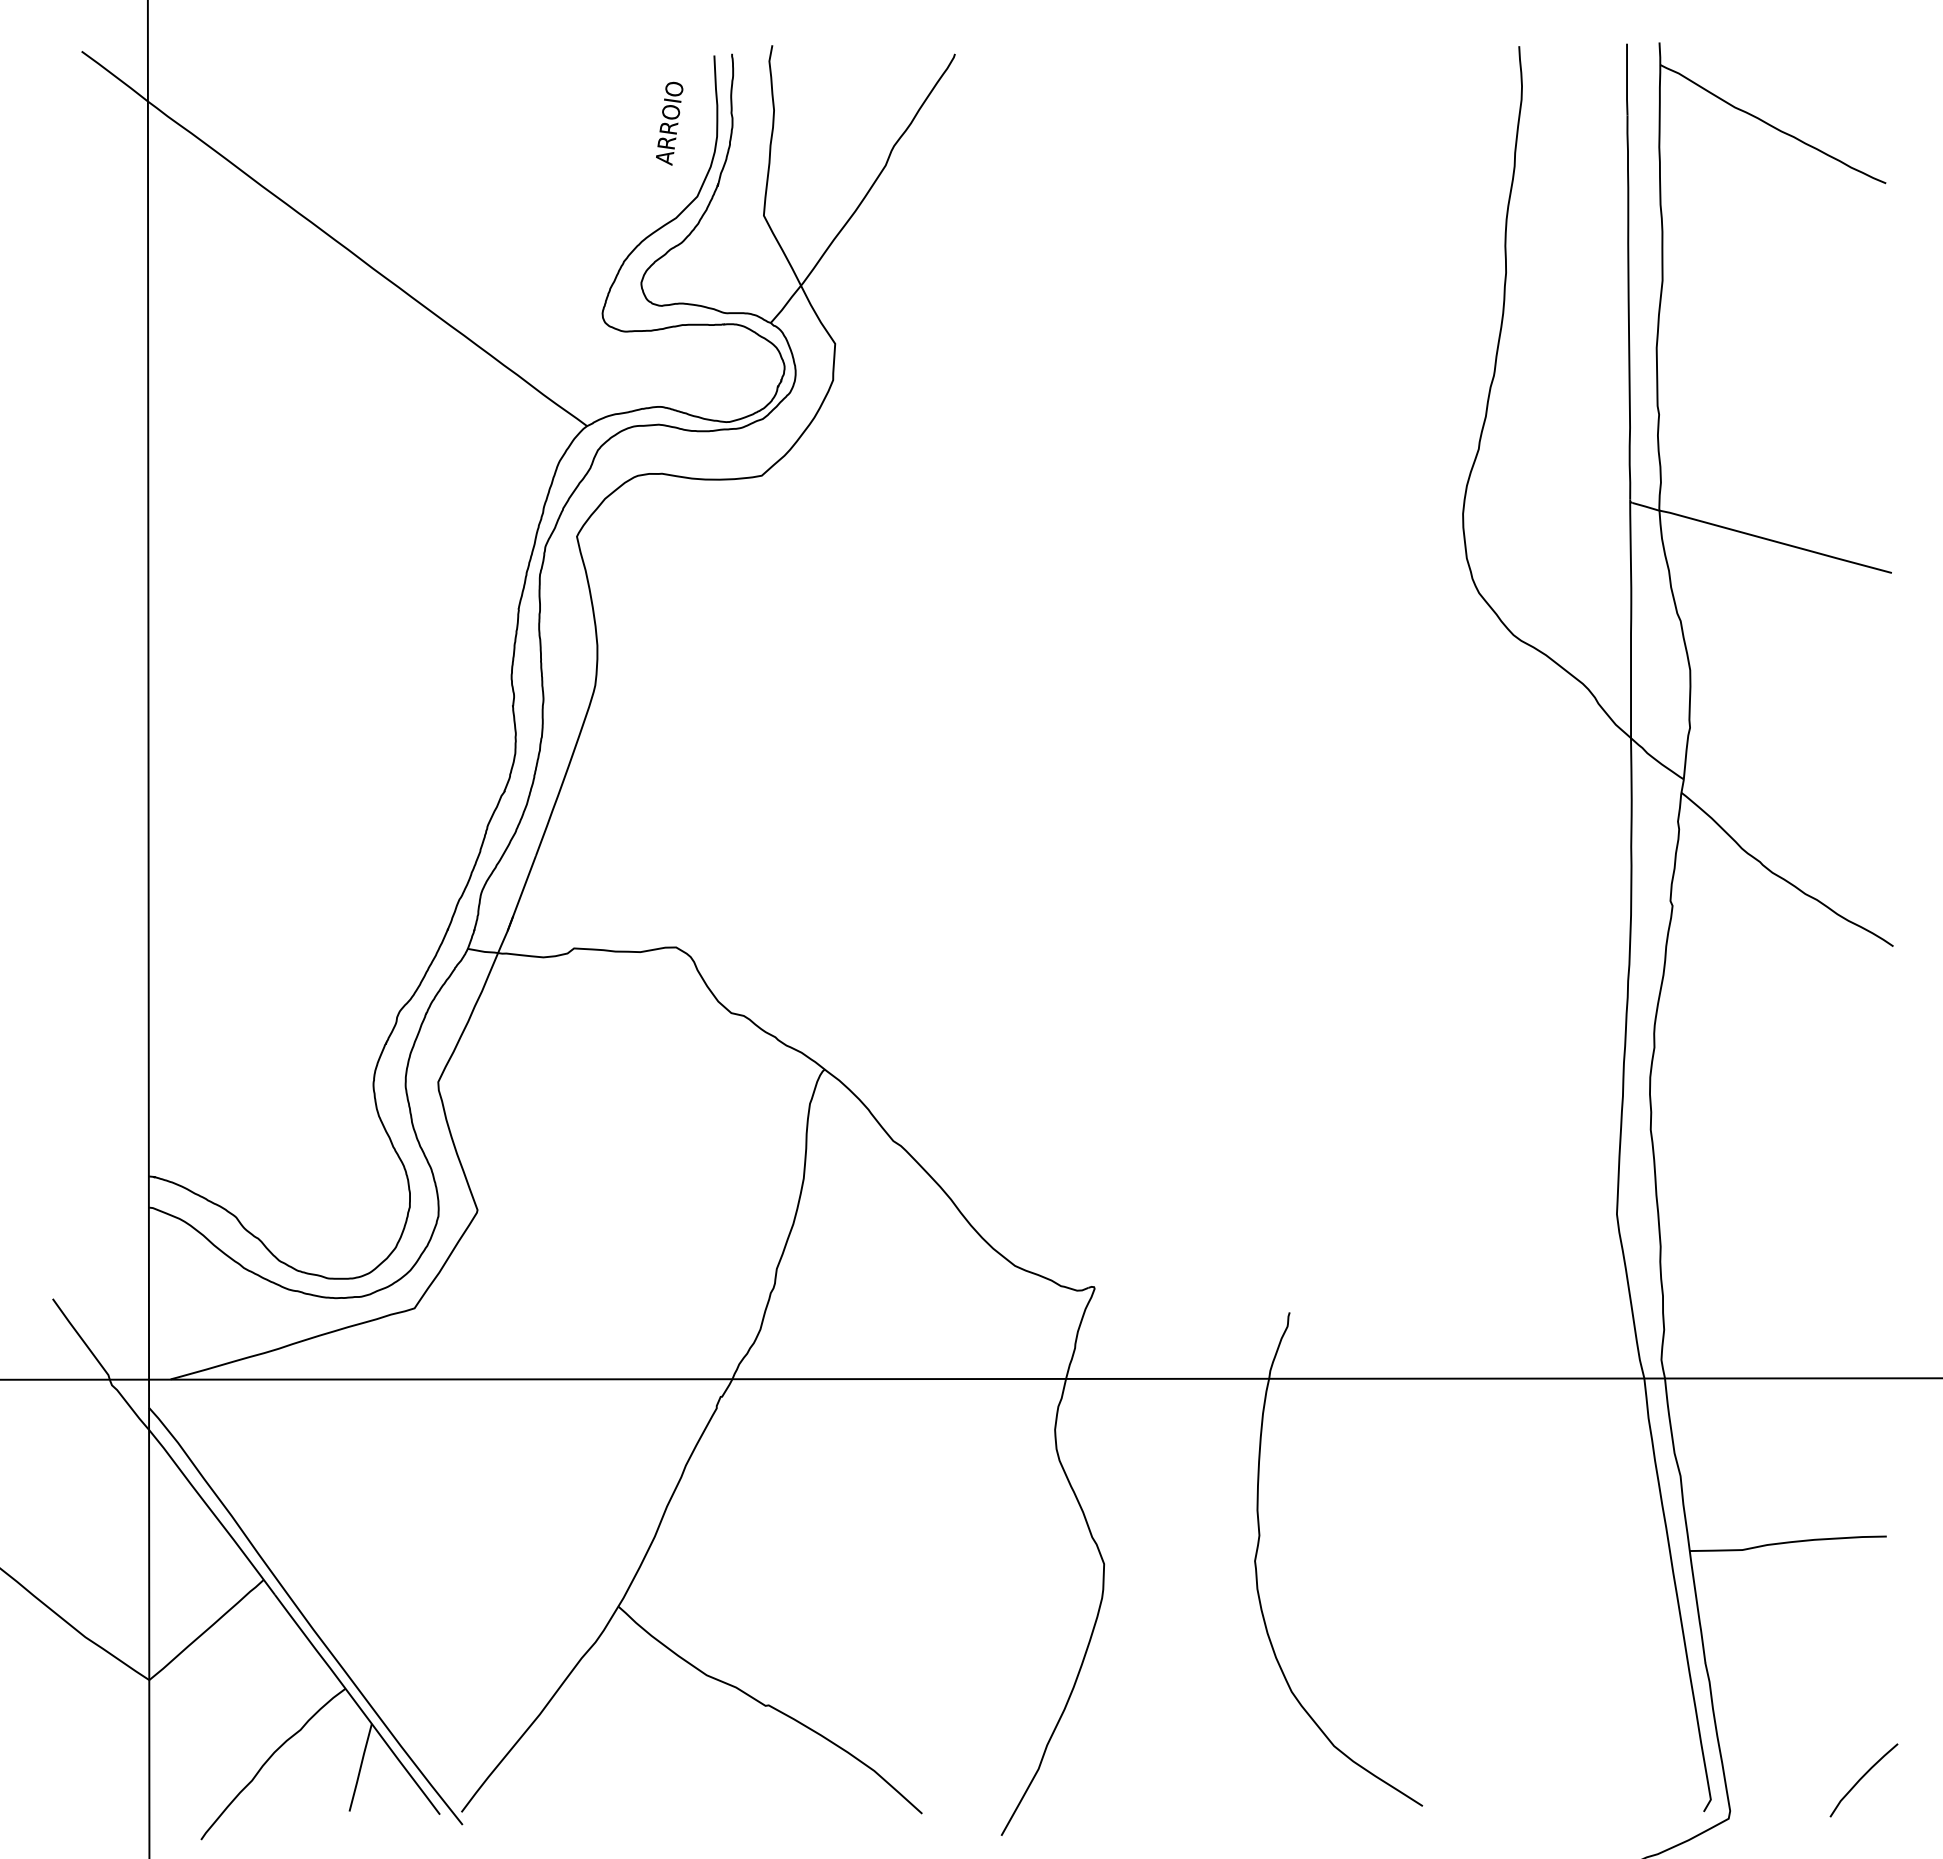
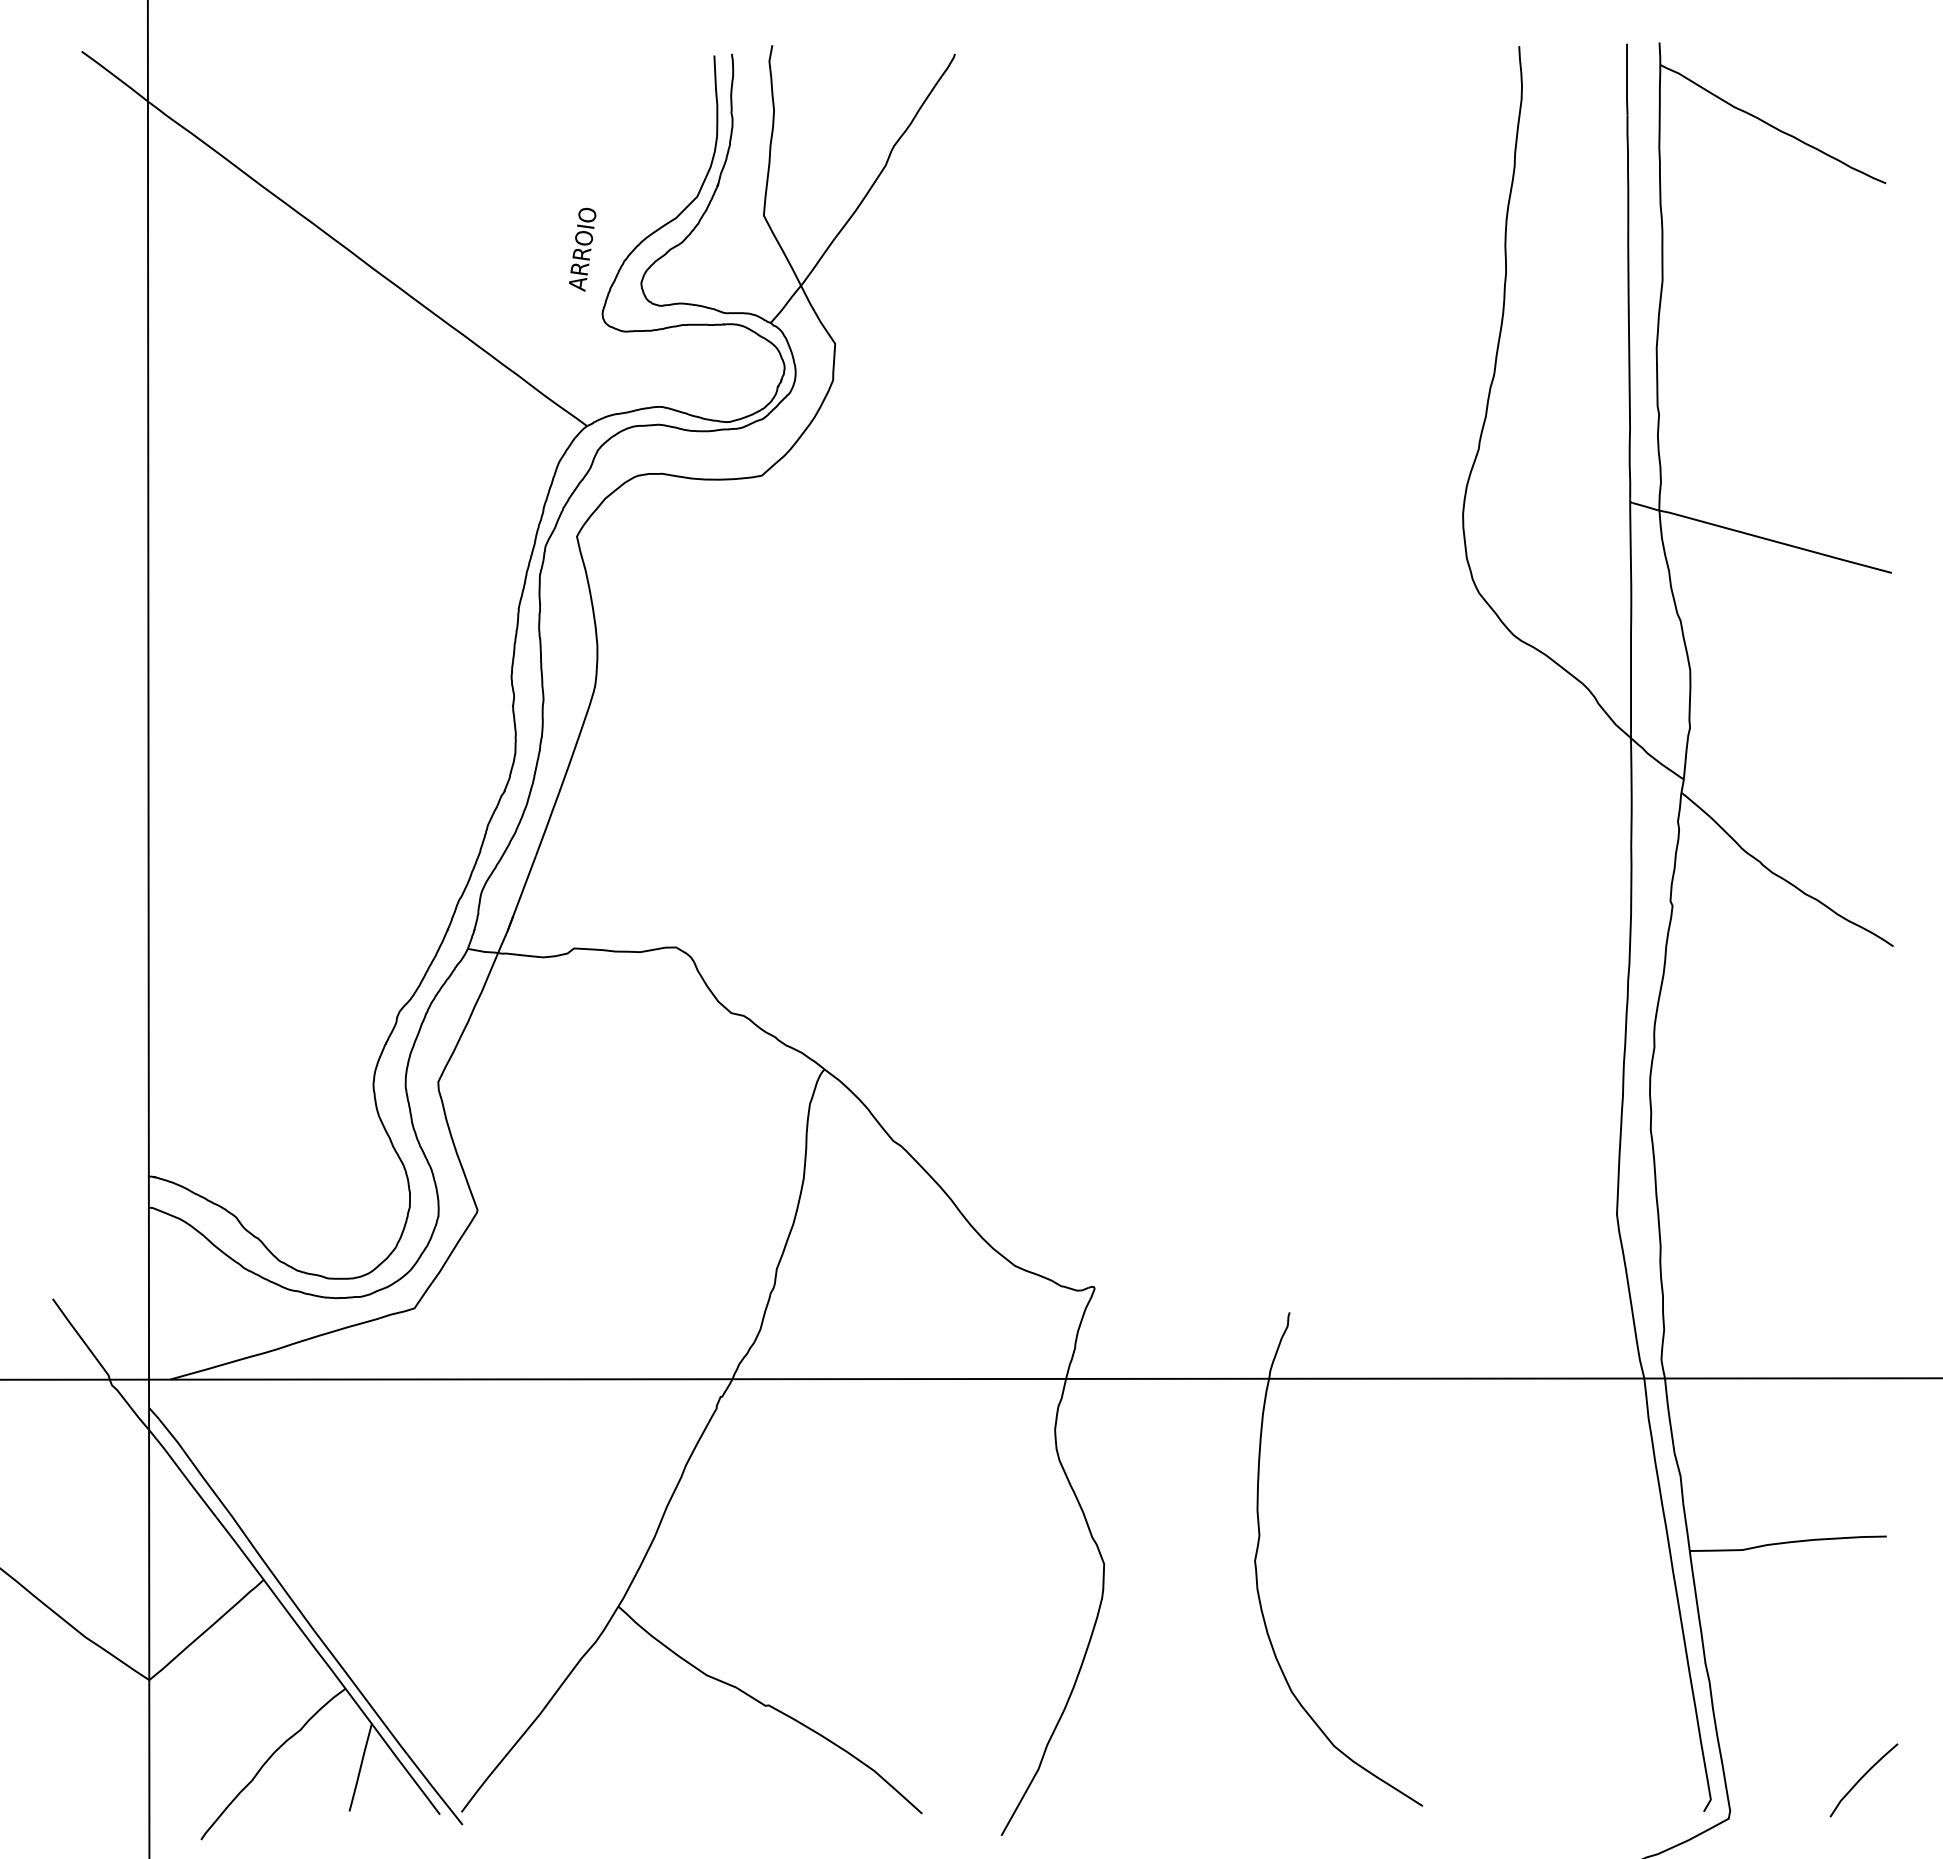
text position: (669, 123) -> (582, 249) (582, 249)
